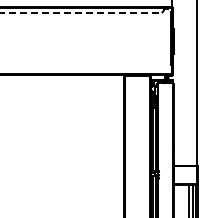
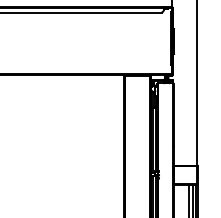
line: dashed -> solid (80, 12)
